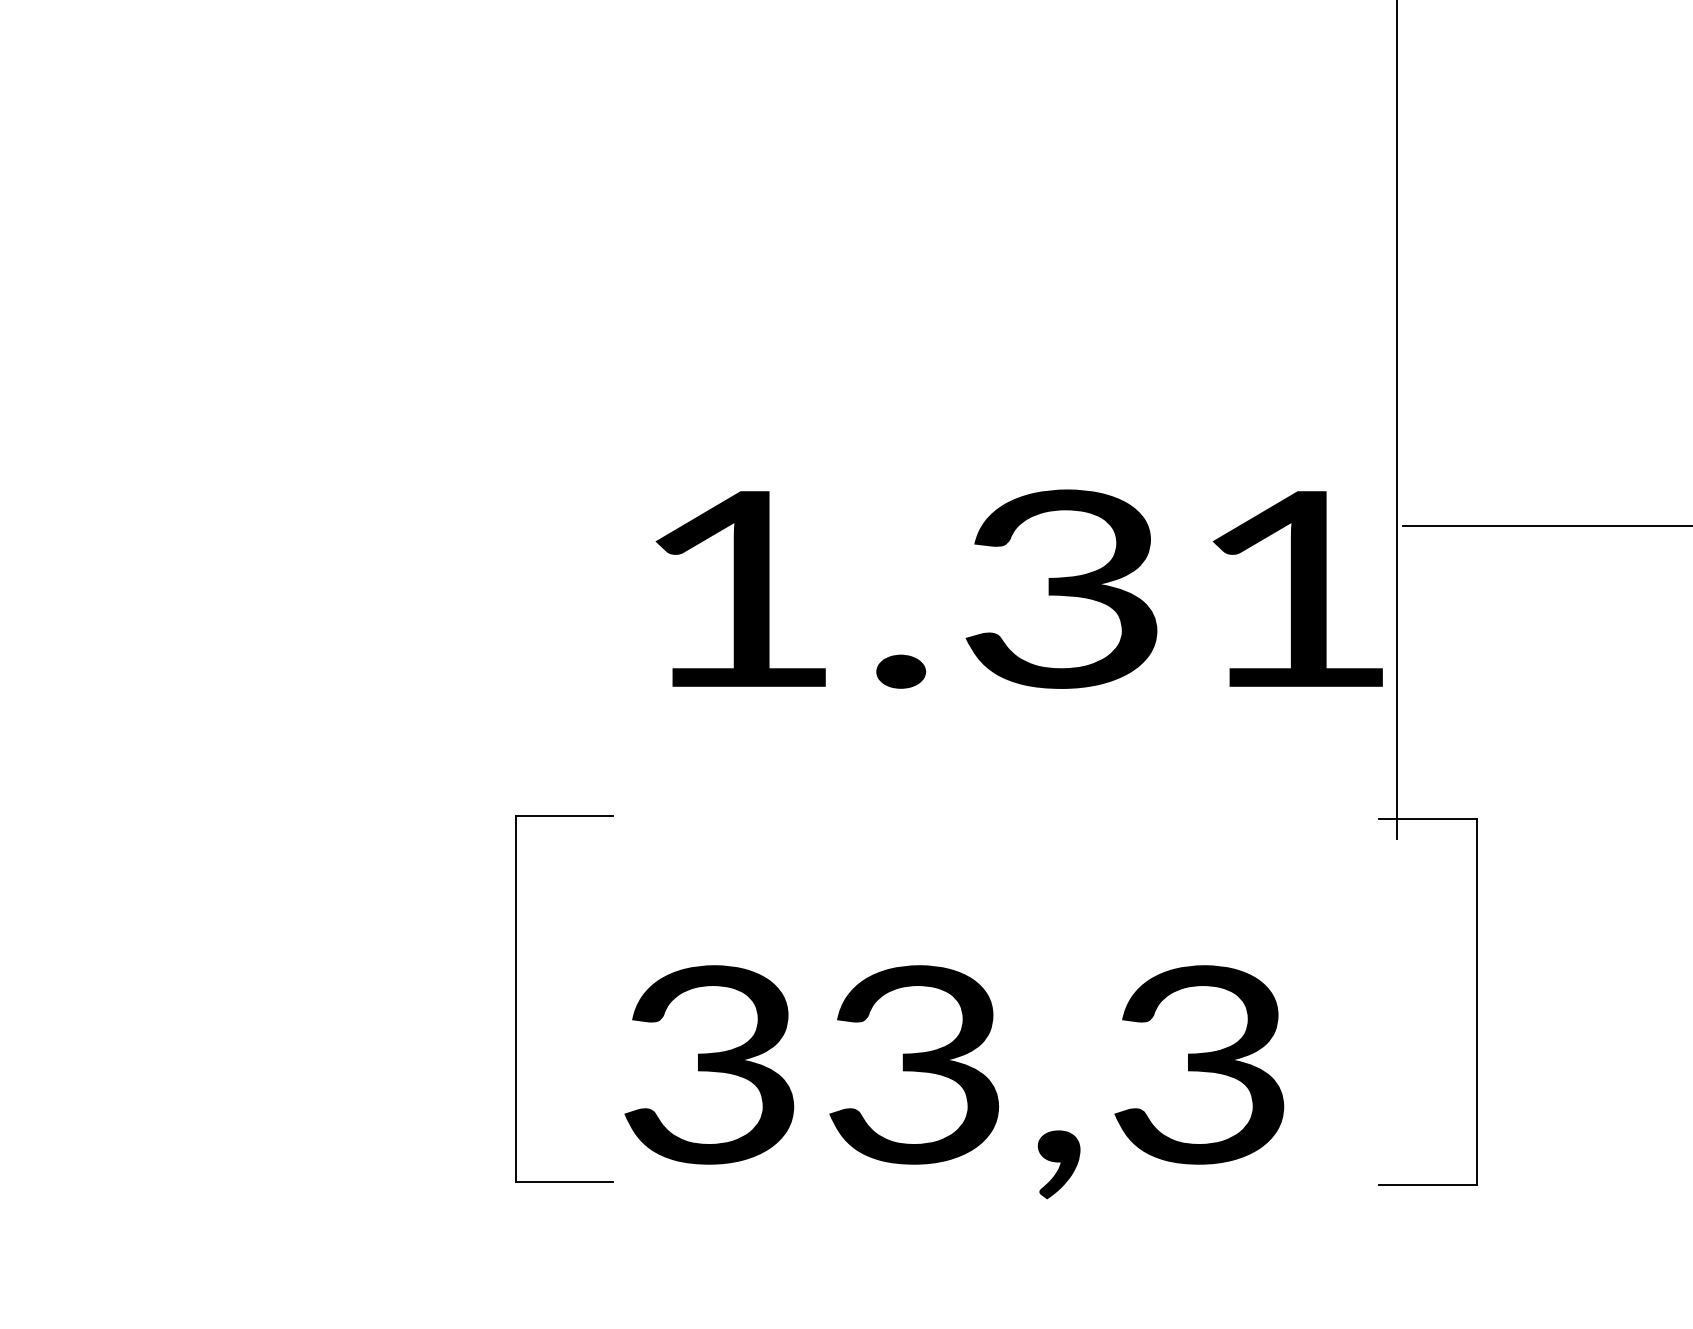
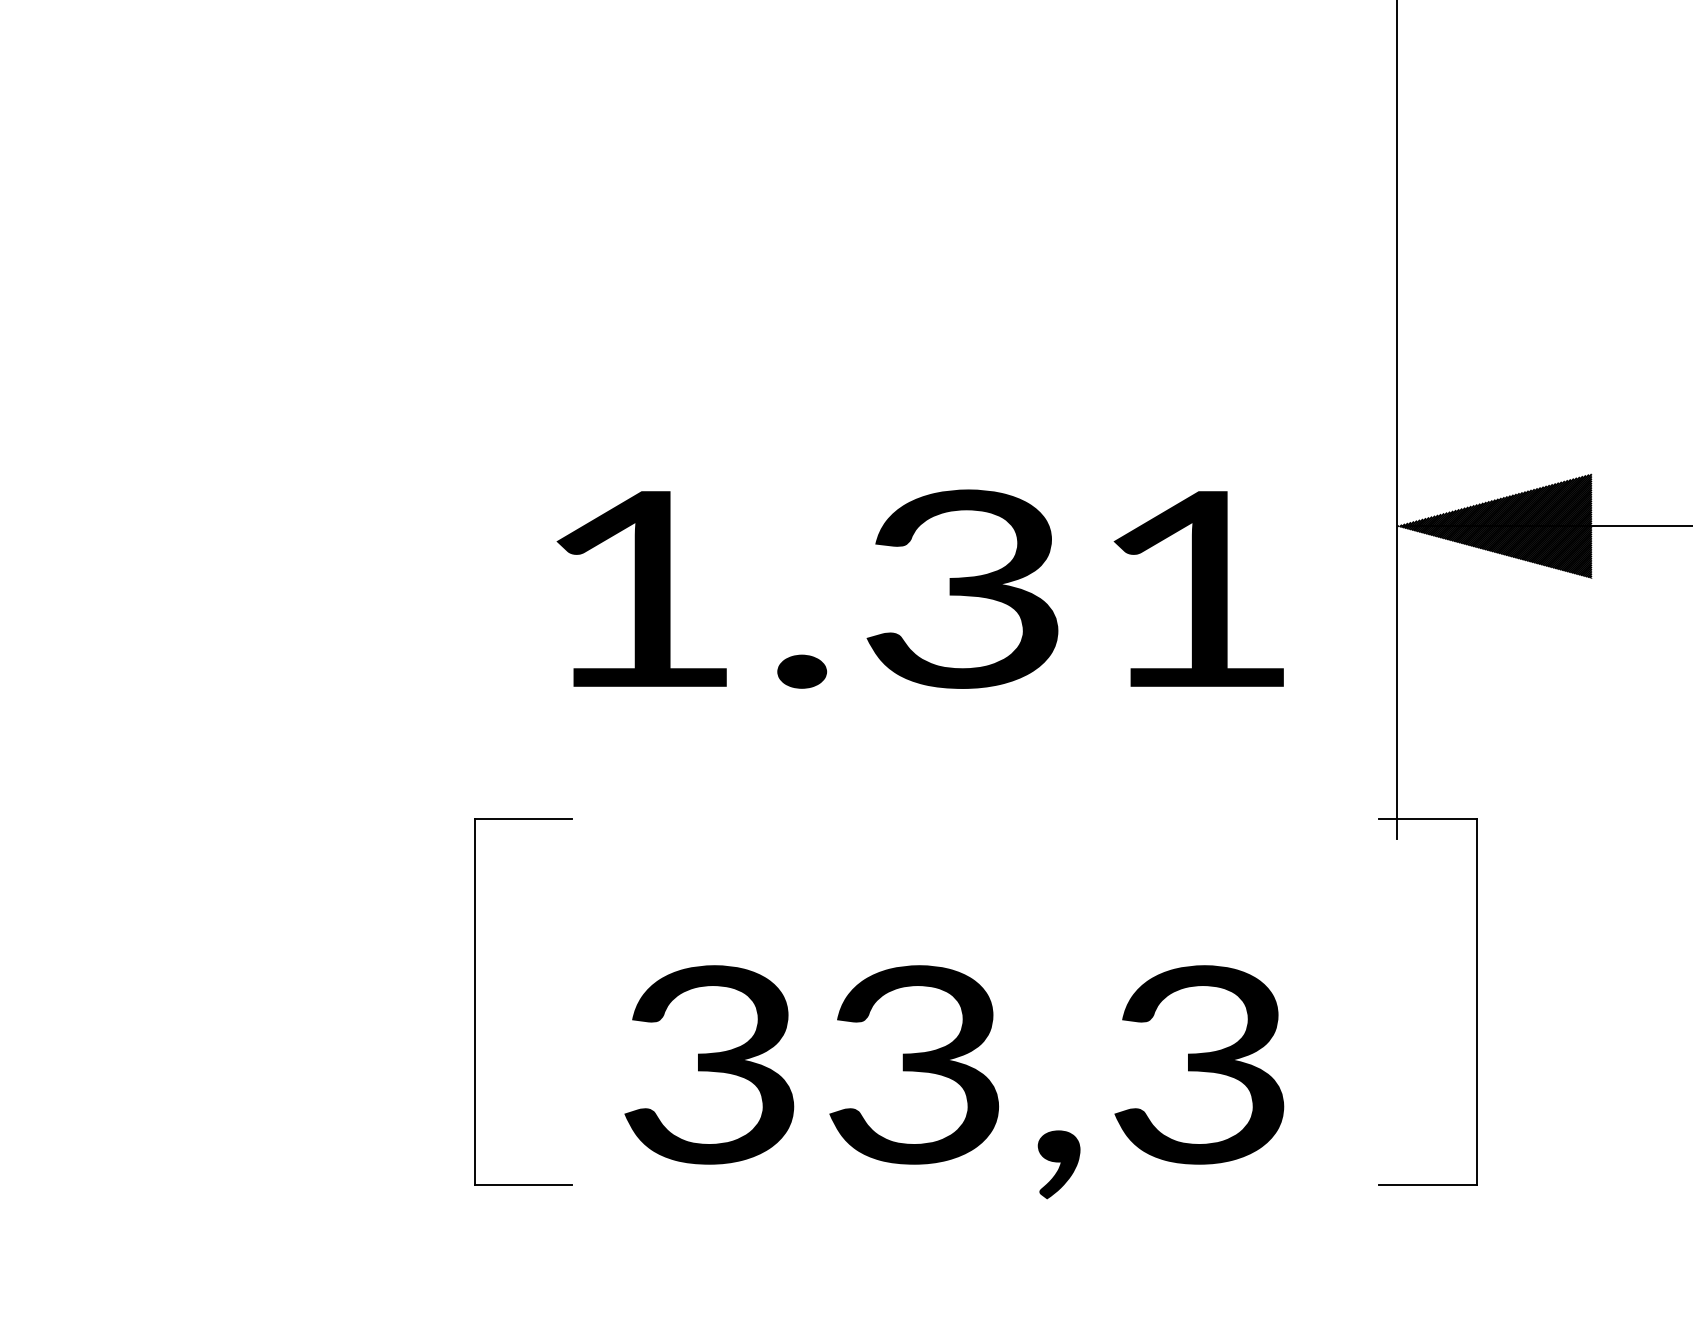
hatch: none -> present (1494, 526)
text position: (1018, 588) -> (919, 588) (919, 588)
part position: (516, 998) -> (475, 1001) (475, 1001)
